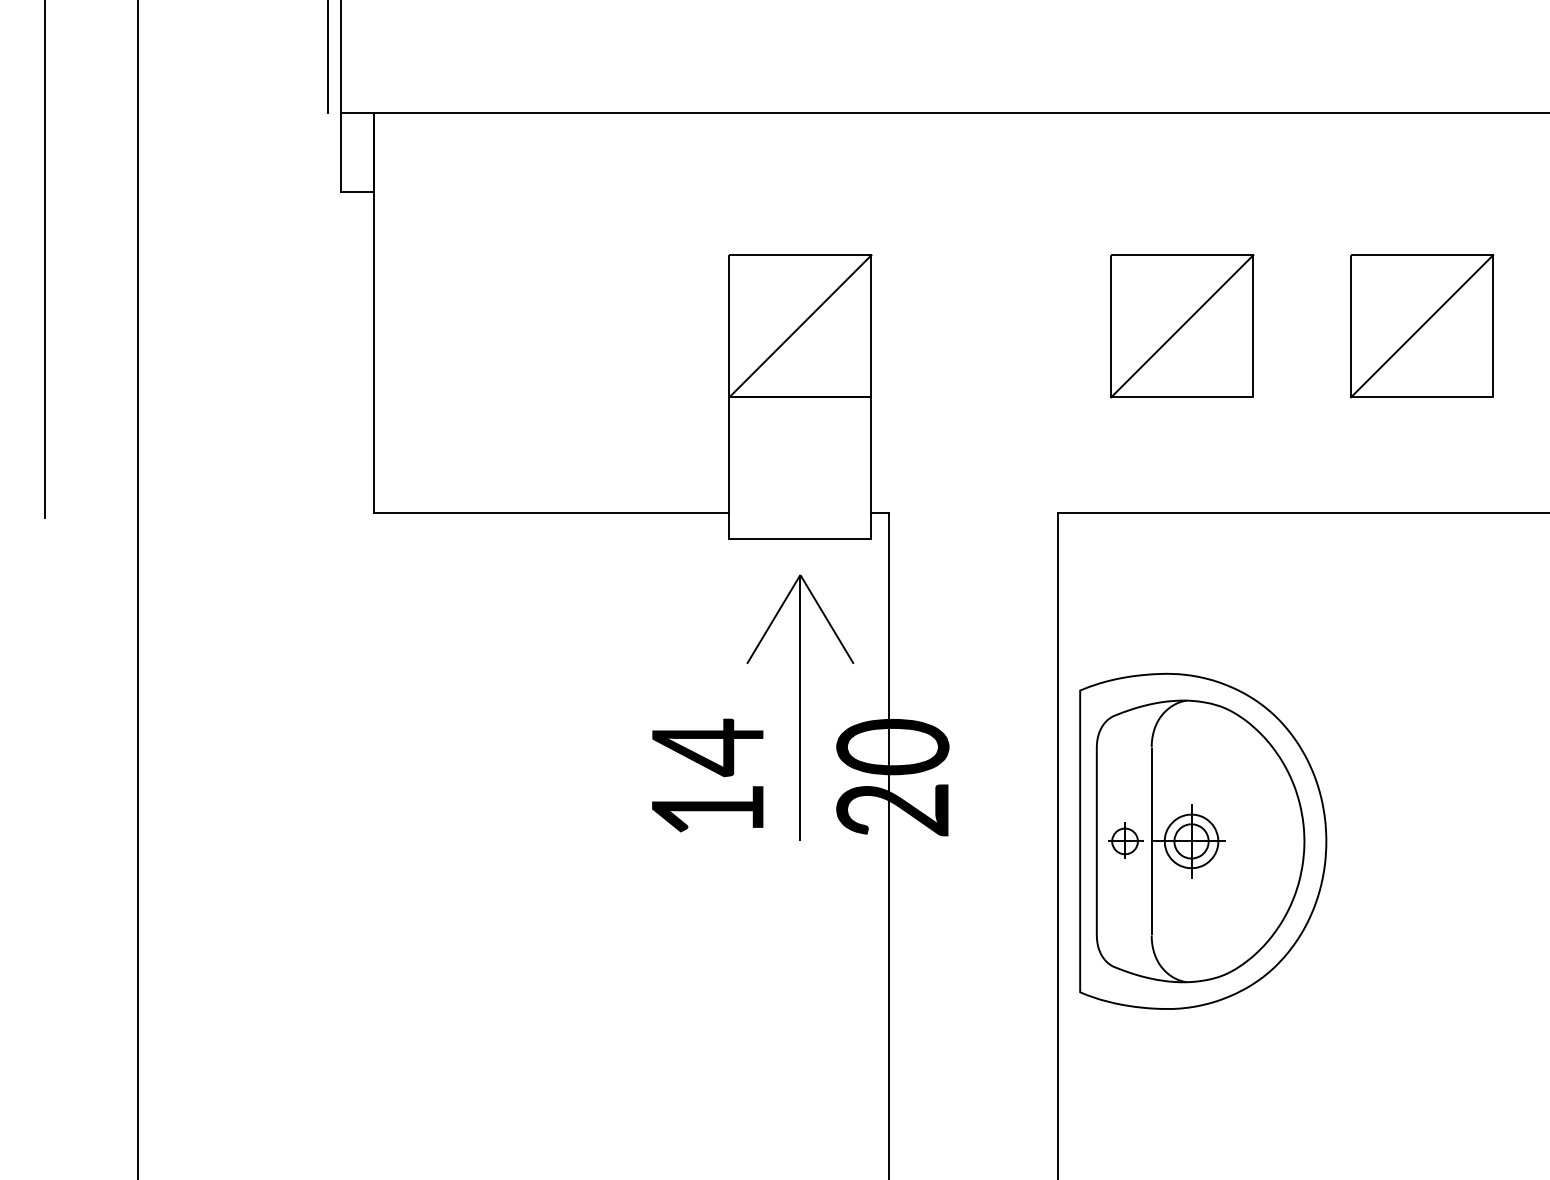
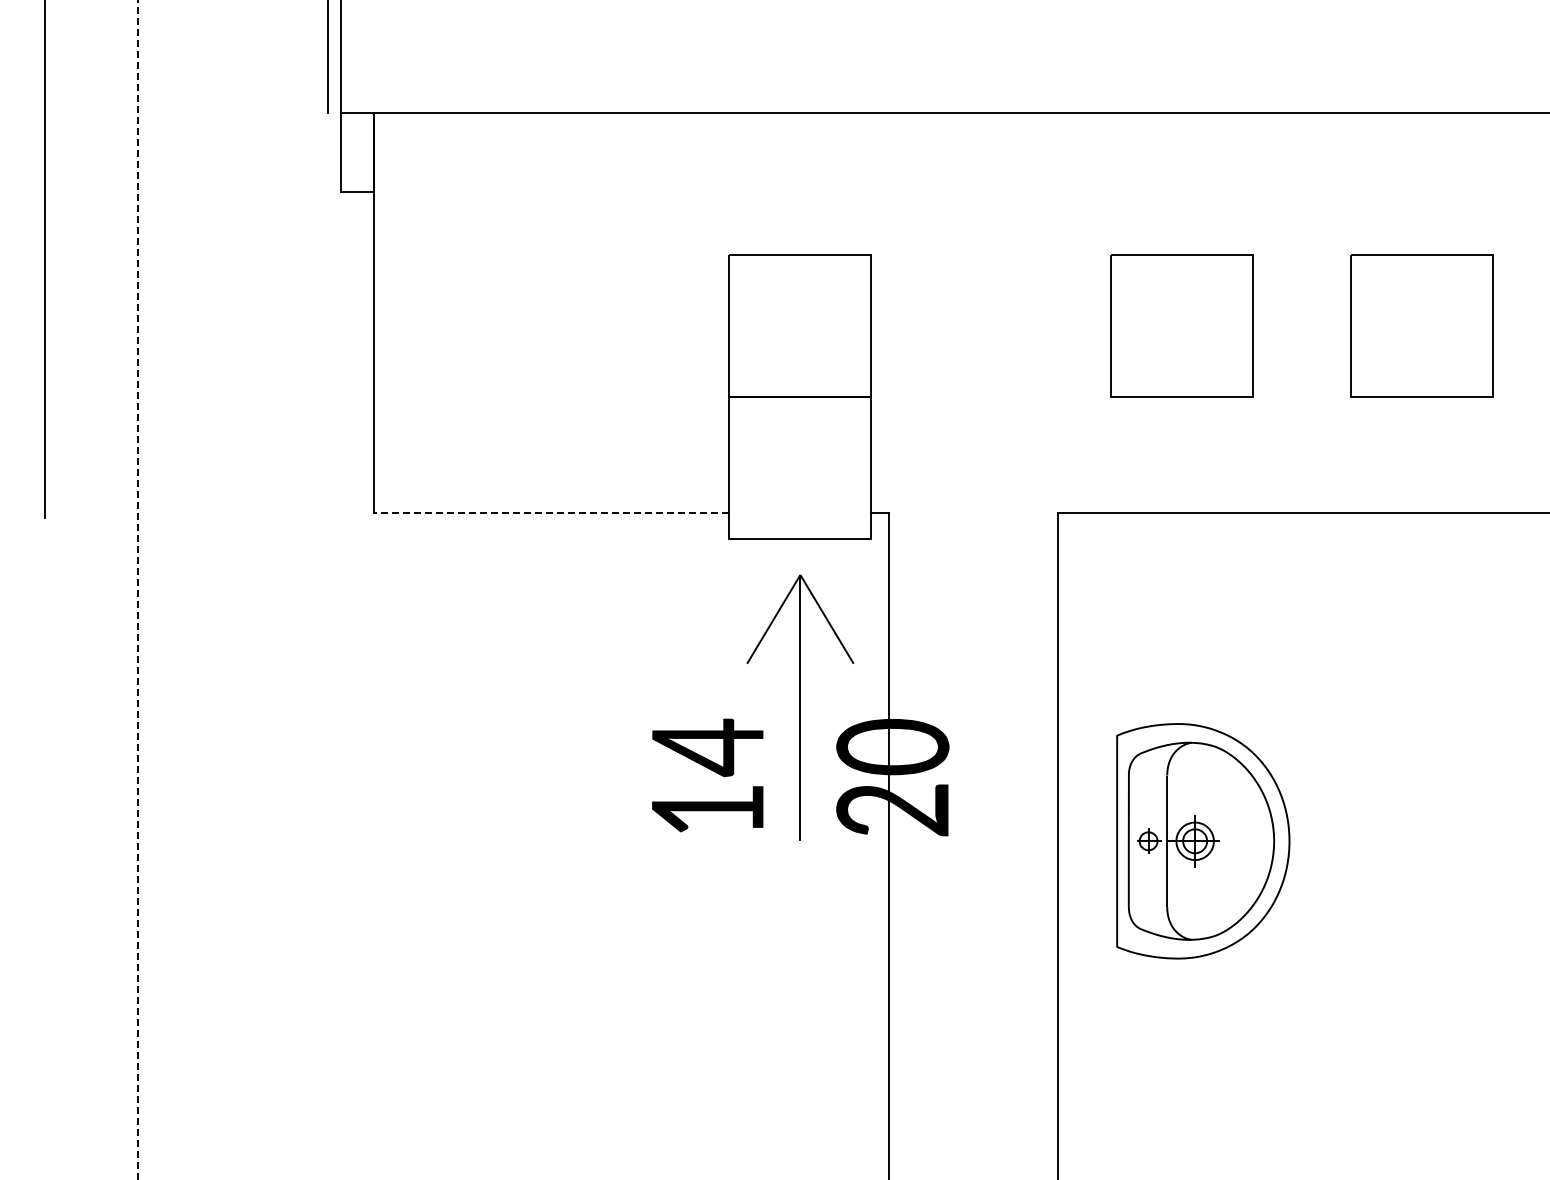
line: present -> none (800, 326)
line: present -> none (1182, 326)
line: present -> none (1422, 326)
line: solid -> dashed (551, 512)
line: solid -> dashed (138, 590)
part size: 249x338 px -> 175x237 px (1203, 841)
